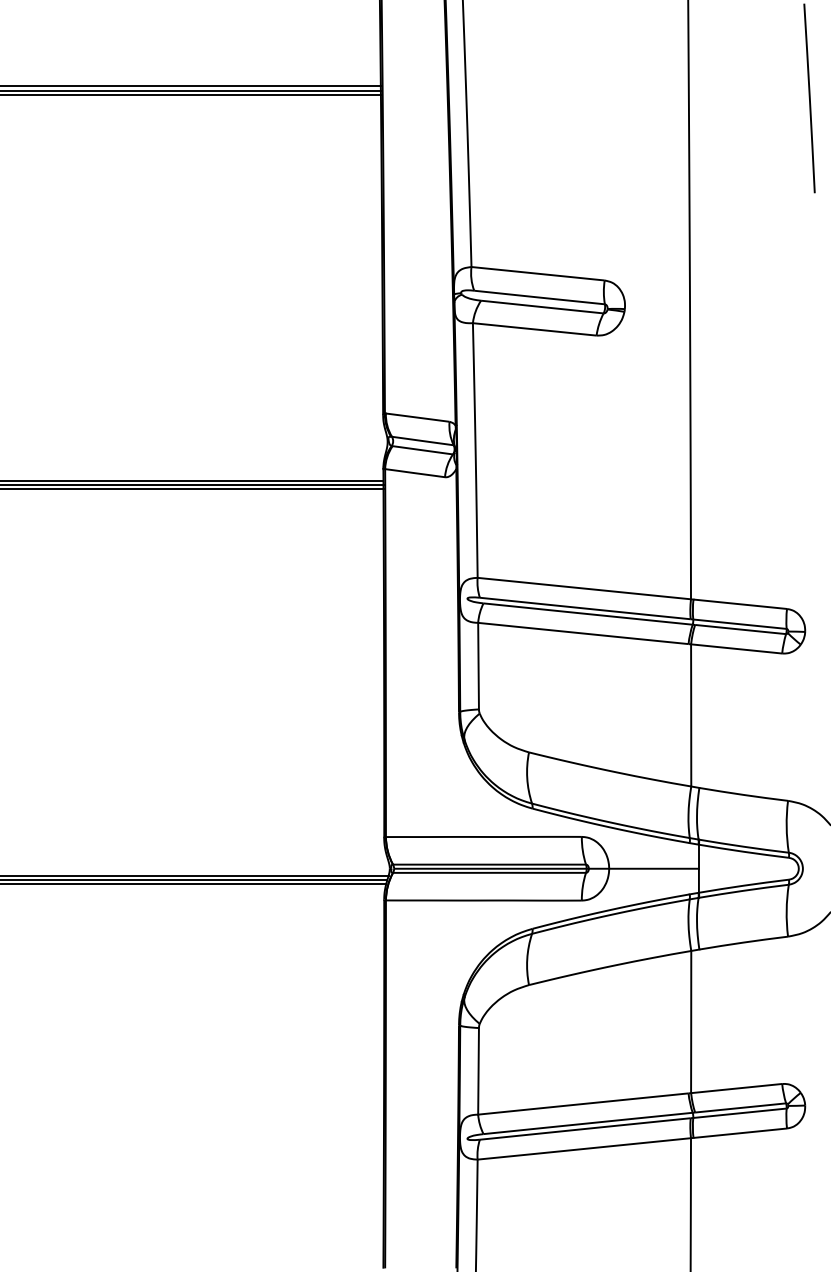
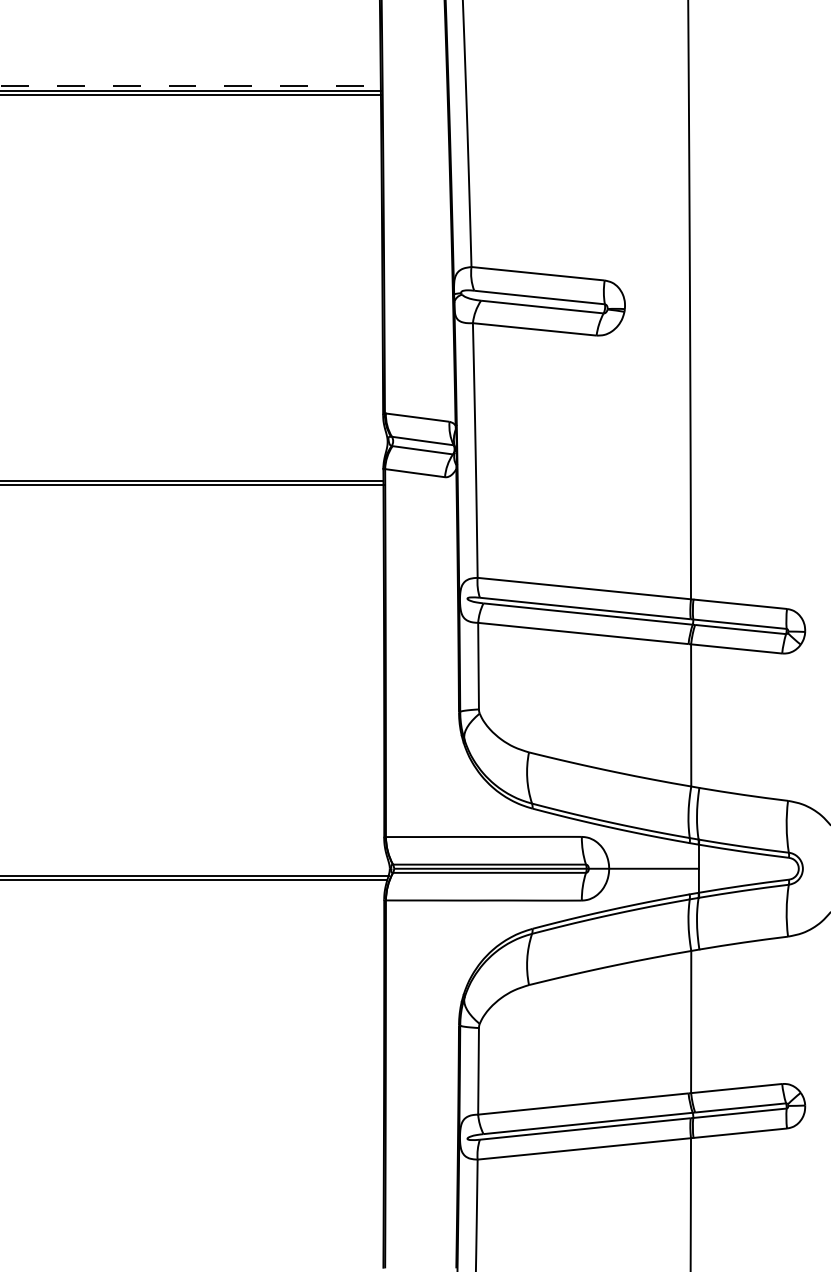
line: solid -> dashed (190, 86)
line: present -> none (809, 98)
line: present -> none (192, 489)
line: present -> none (194, 884)
